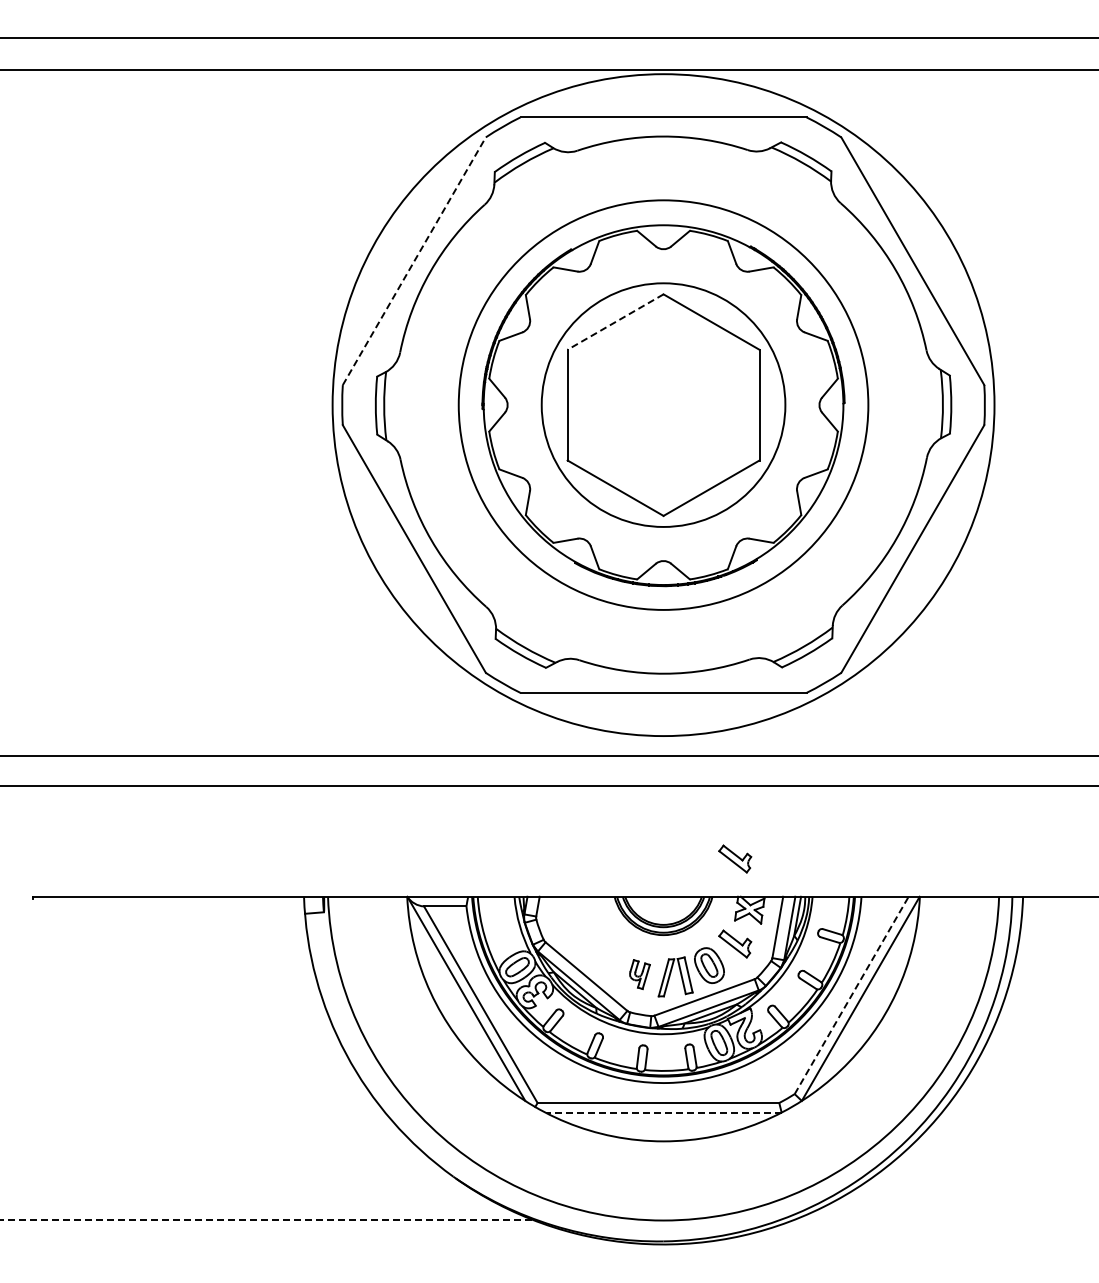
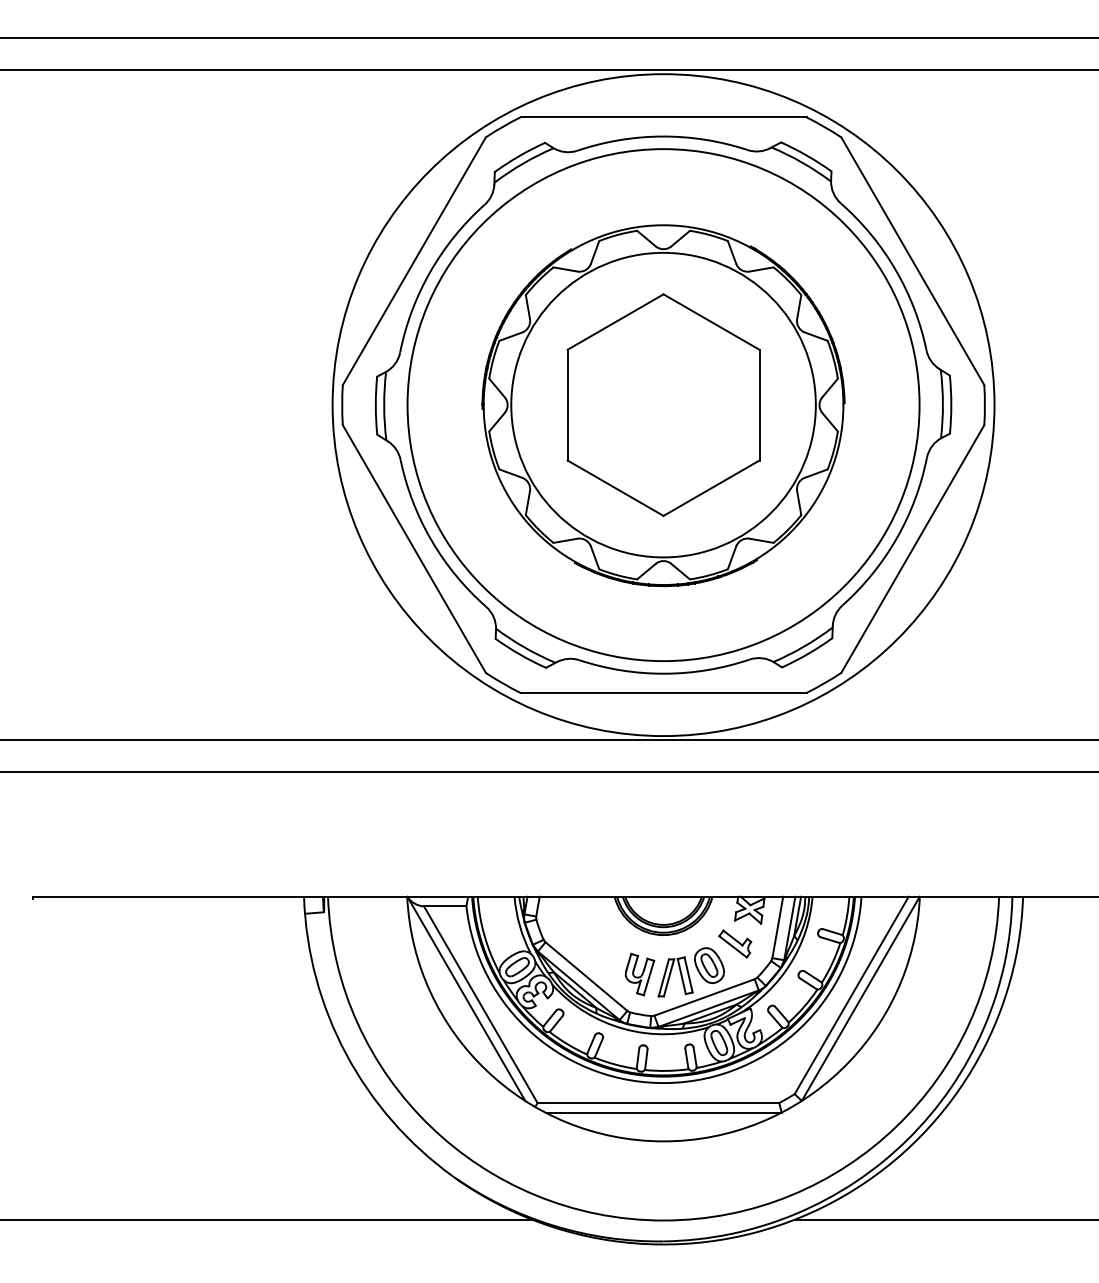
line: dashed -> solid (414, 260)
line: dashed -> solid (615, 322)
circle diameter: 244 px -> 305 px (663, 404)
circle diameter: 410 px -> 512 px (663, 405)
line position: (548, 755) -> (548, 739) (548, 739)
line position: (548, 785) -> (548, 771) (548, 771)
part: present -> none (735, 858)
part size: 22x32 px -> 32x45 px (639, 974)
line: dashed -> solid (851, 995)
line: dashed -> solid (663, 1112)
line: dashed -> solid (266, 1219)
line: none -> present (945, 1219)
